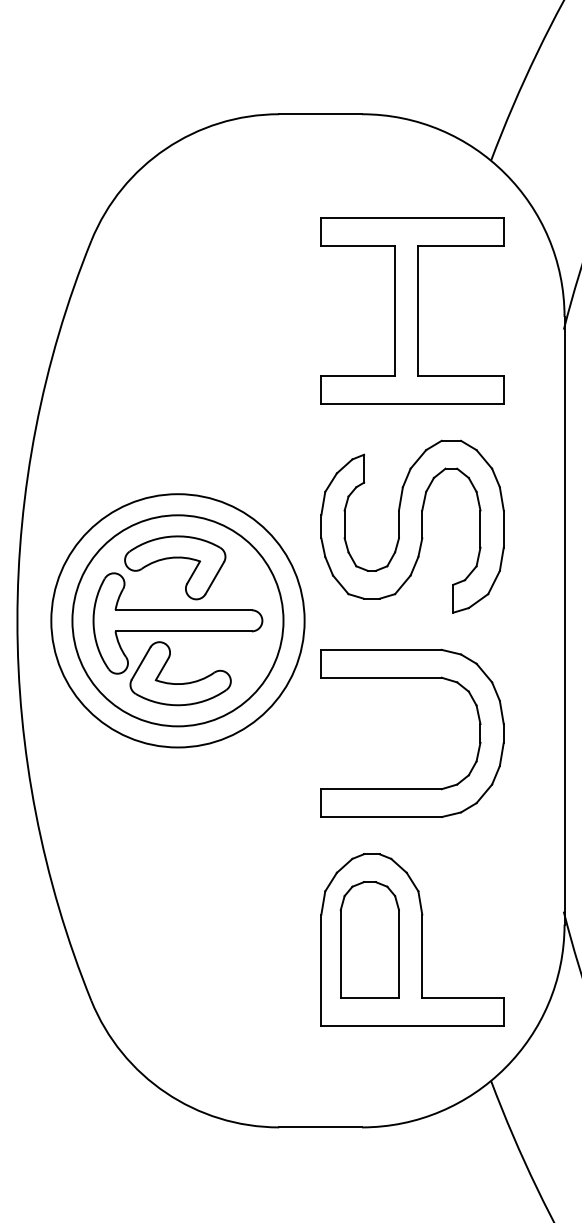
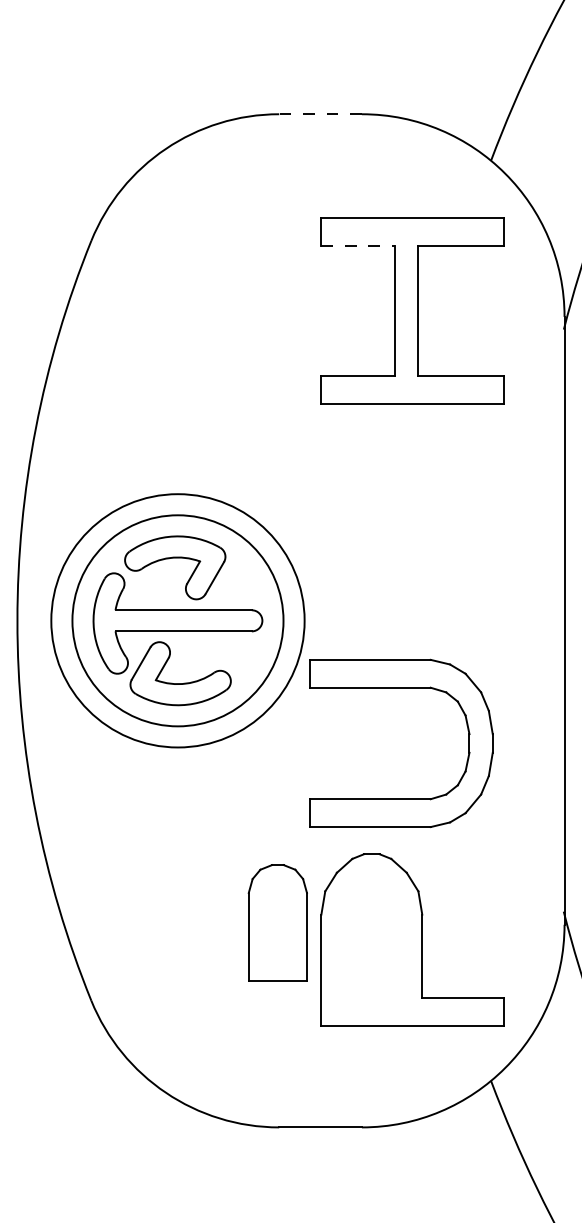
line: solid -> dashed (320, 114)
line: solid -> dashed (358, 245)
part: present -> none (412, 526)
part position: (412, 678) -> (401, 688) (401, 688)
part position: (369, 939) -> (277, 922) (277, 922)
